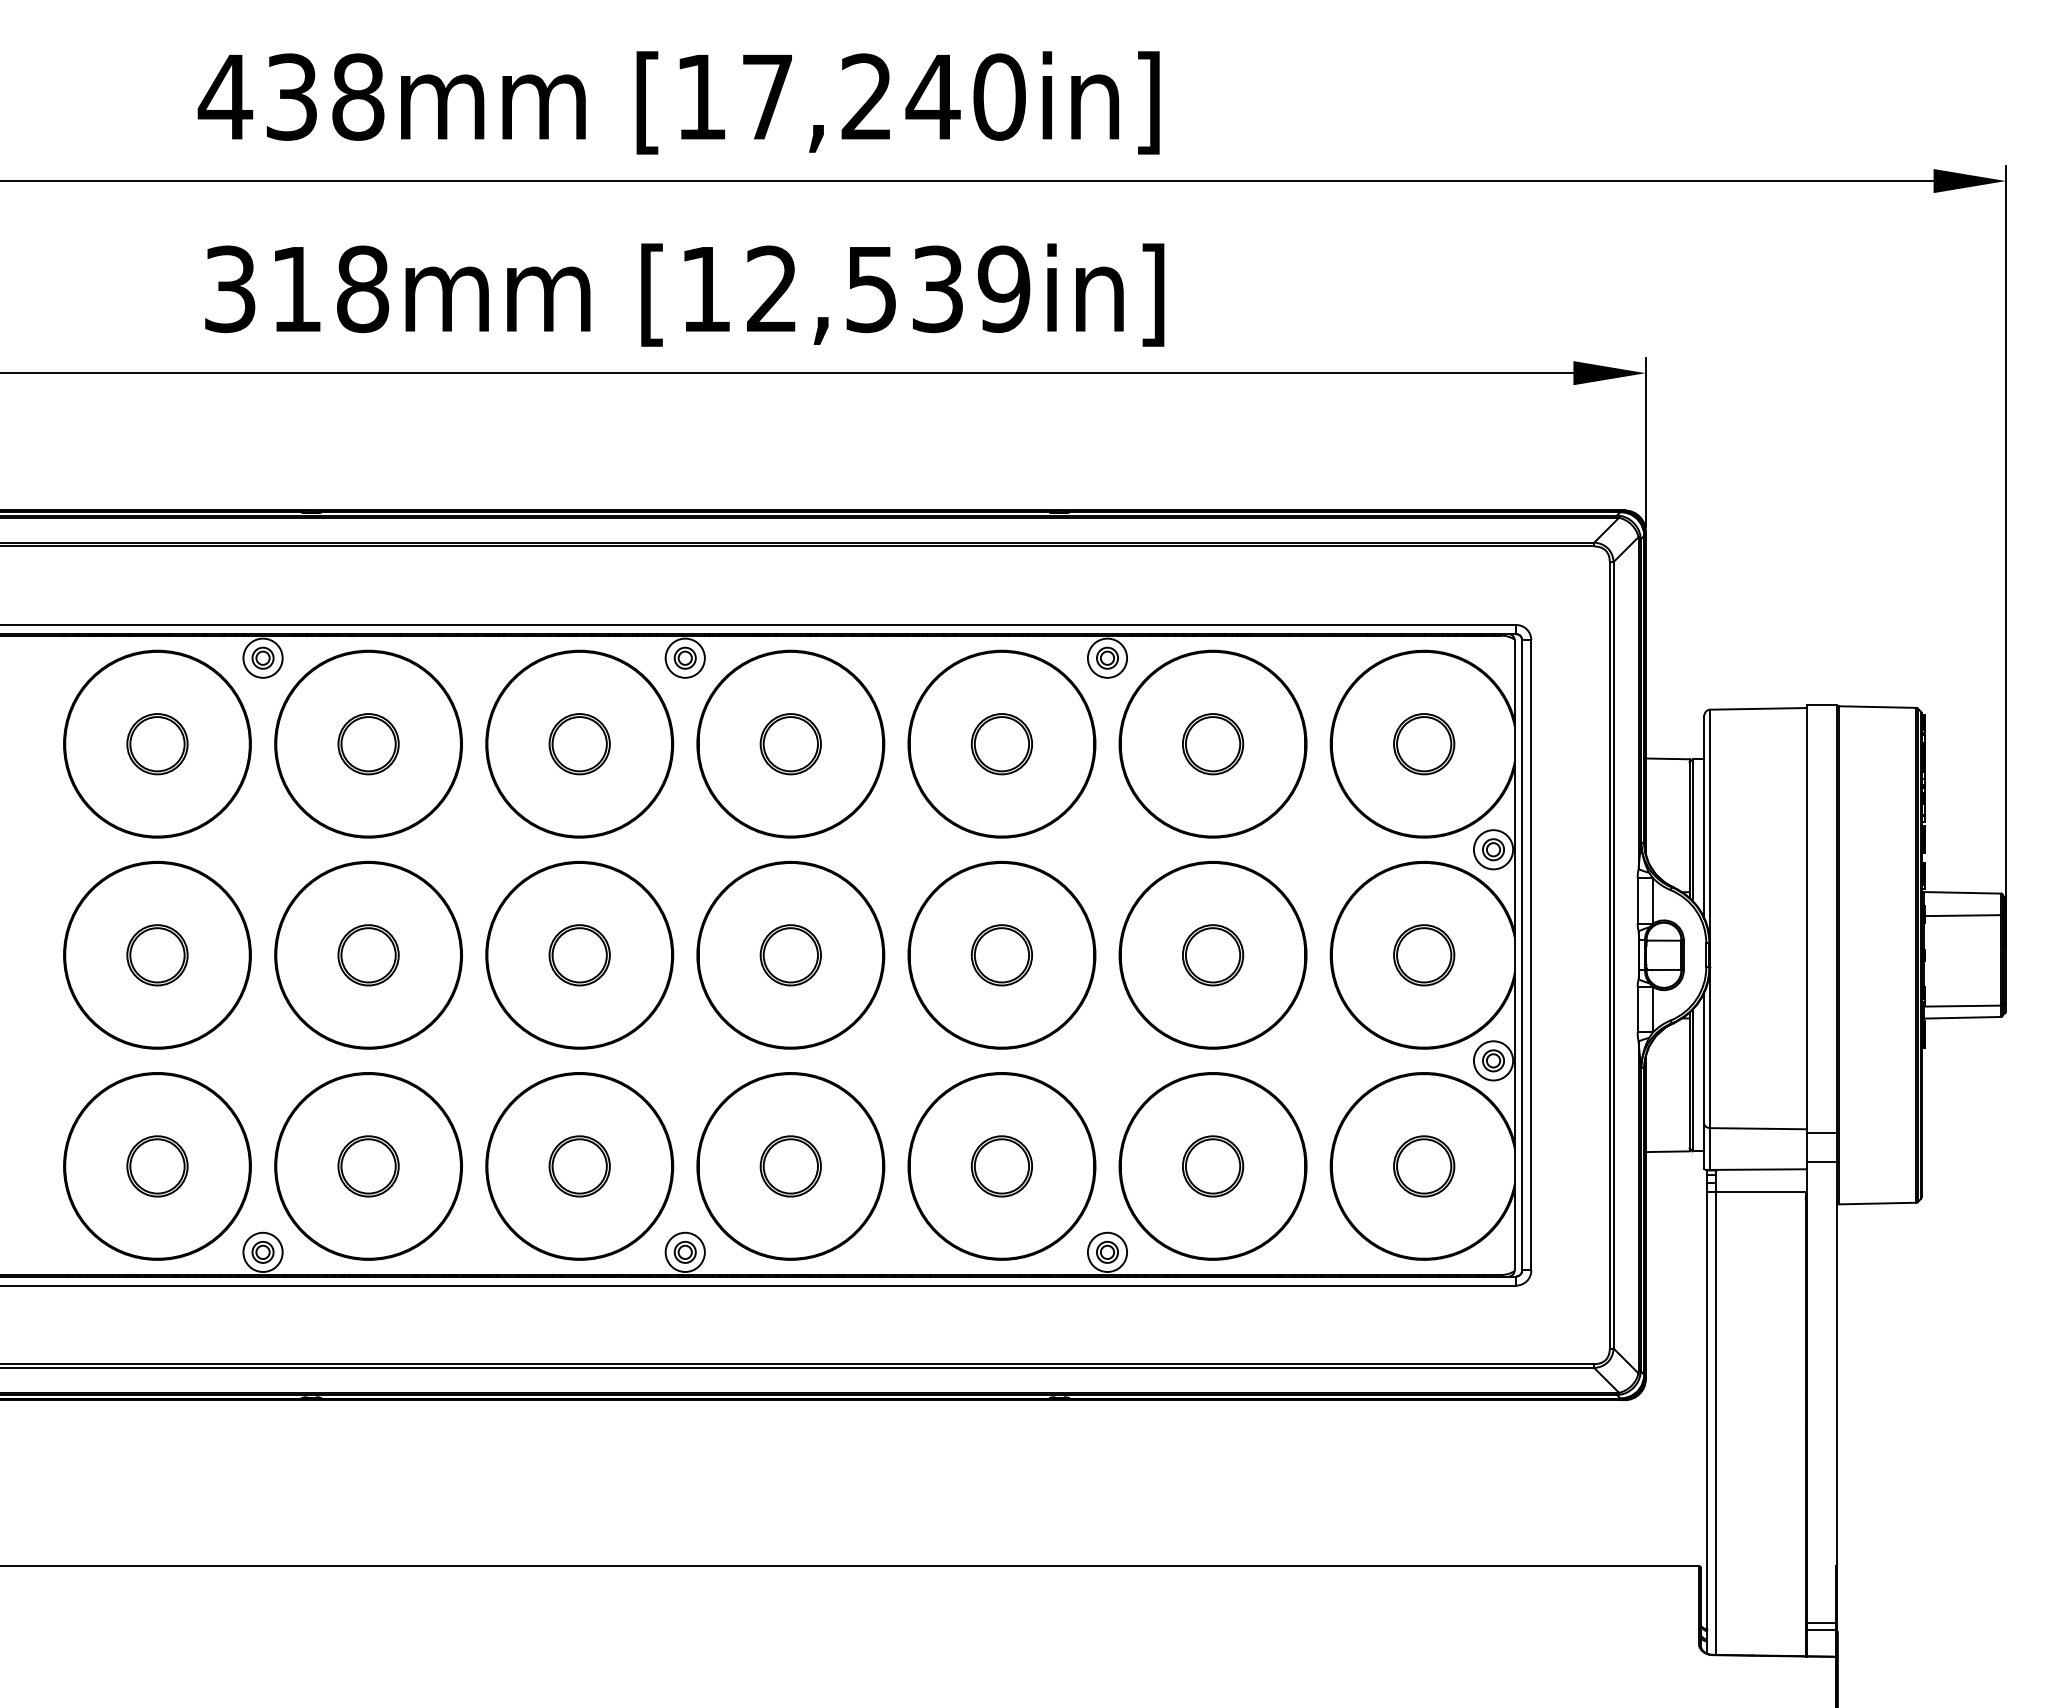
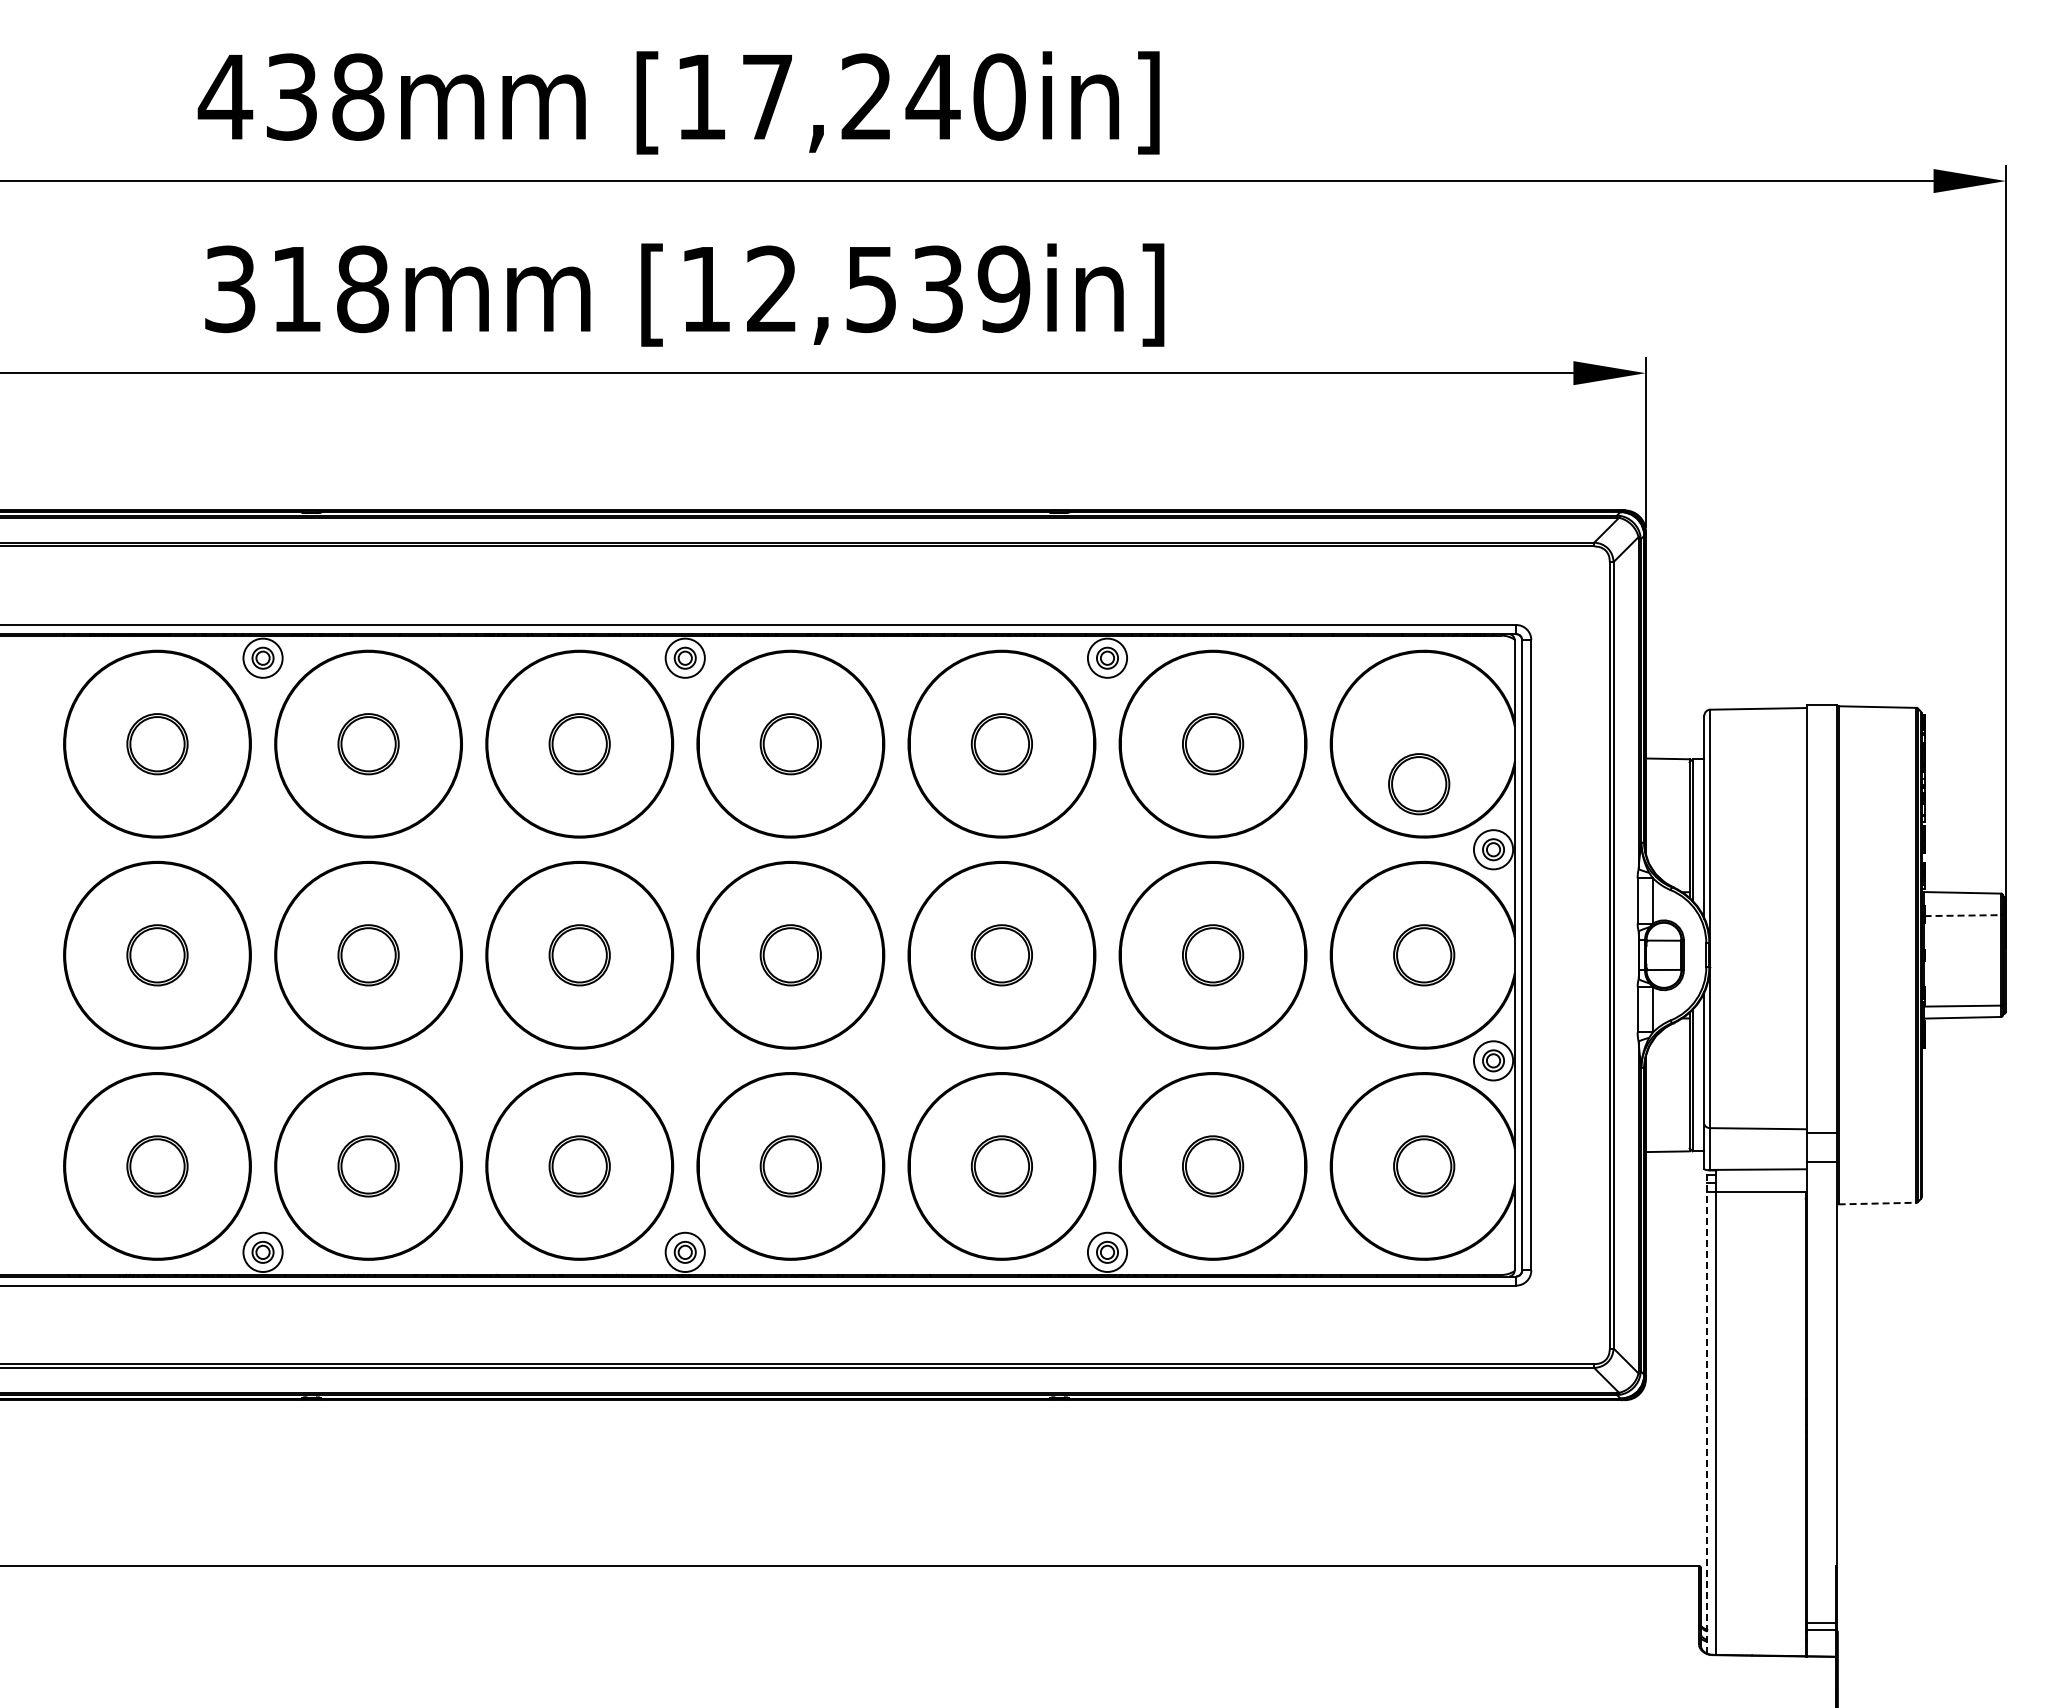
part position: (1424, 744) -> (1419, 784) (1419, 784)
line: solid -> dashed (1963, 915)
line: solid -> dashed (1877, 1203)
line: solid -> dashed (1707, 1411)
